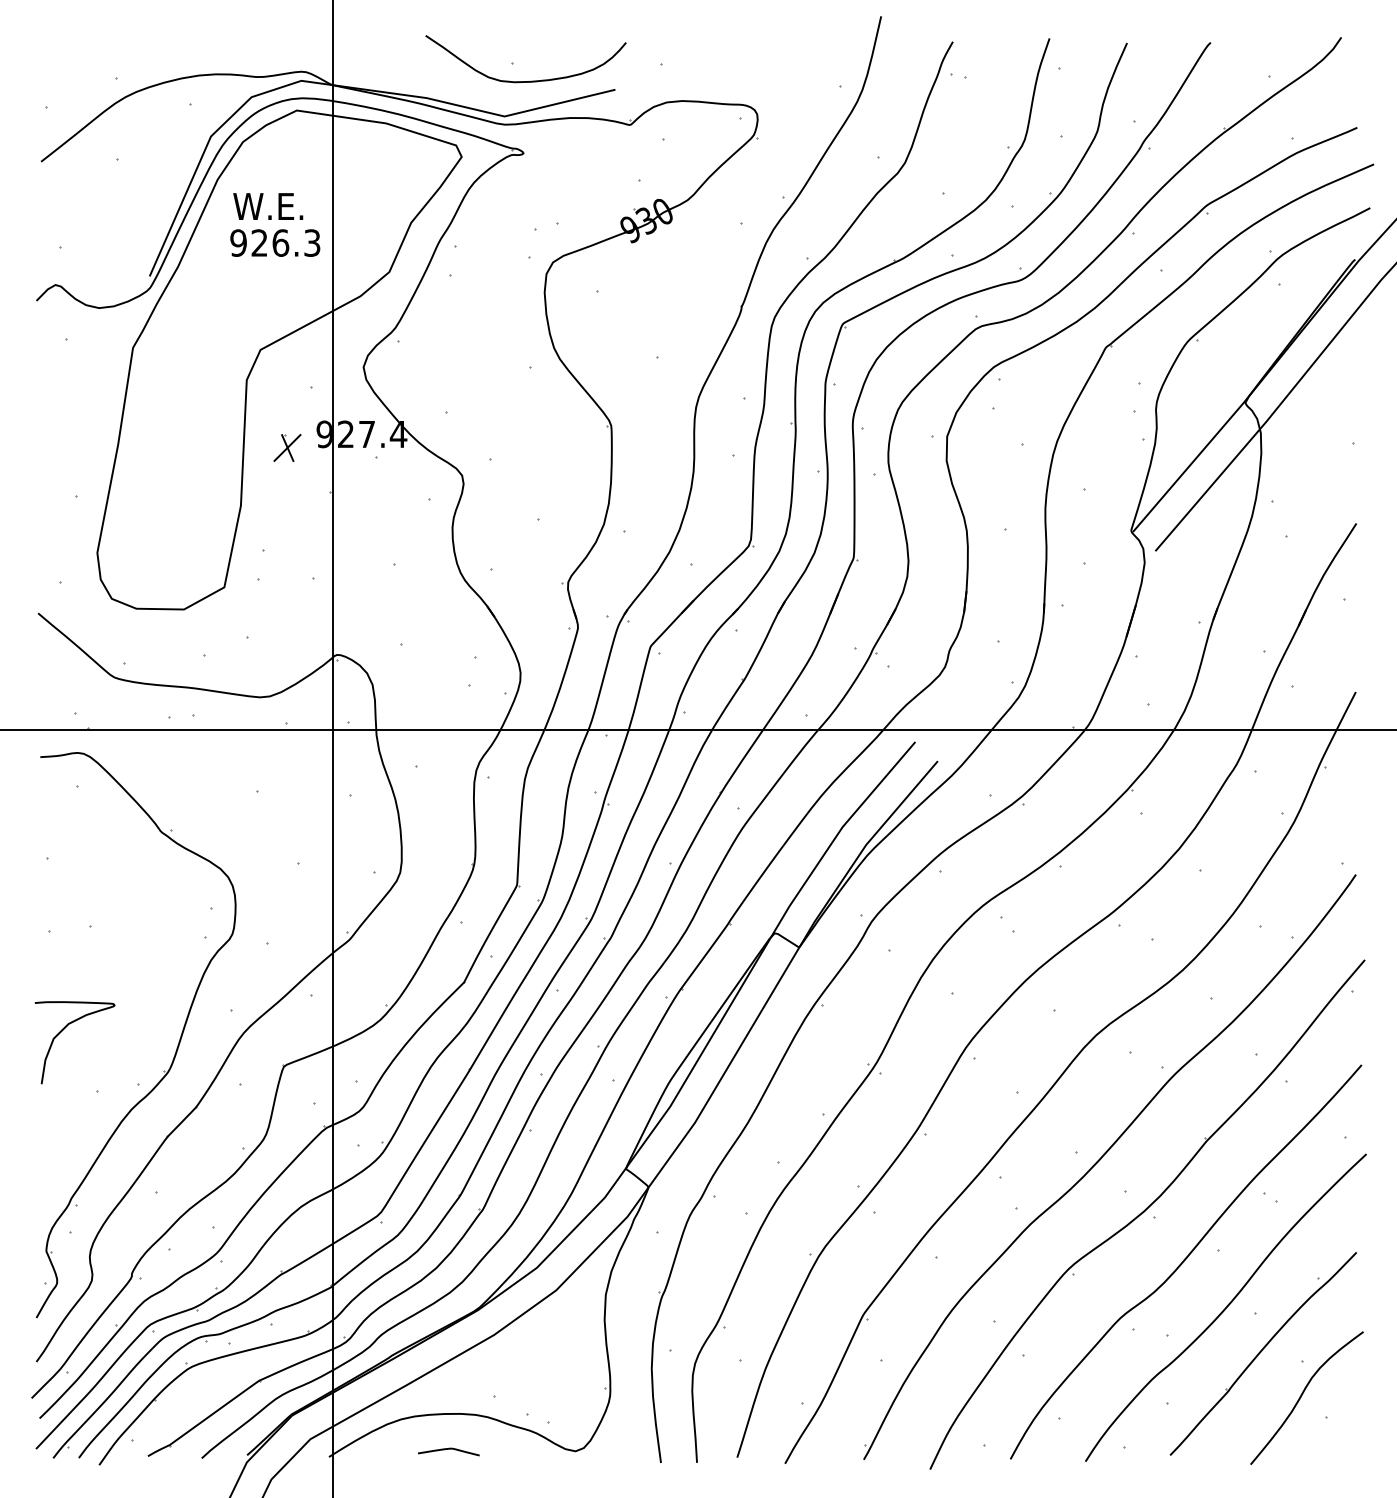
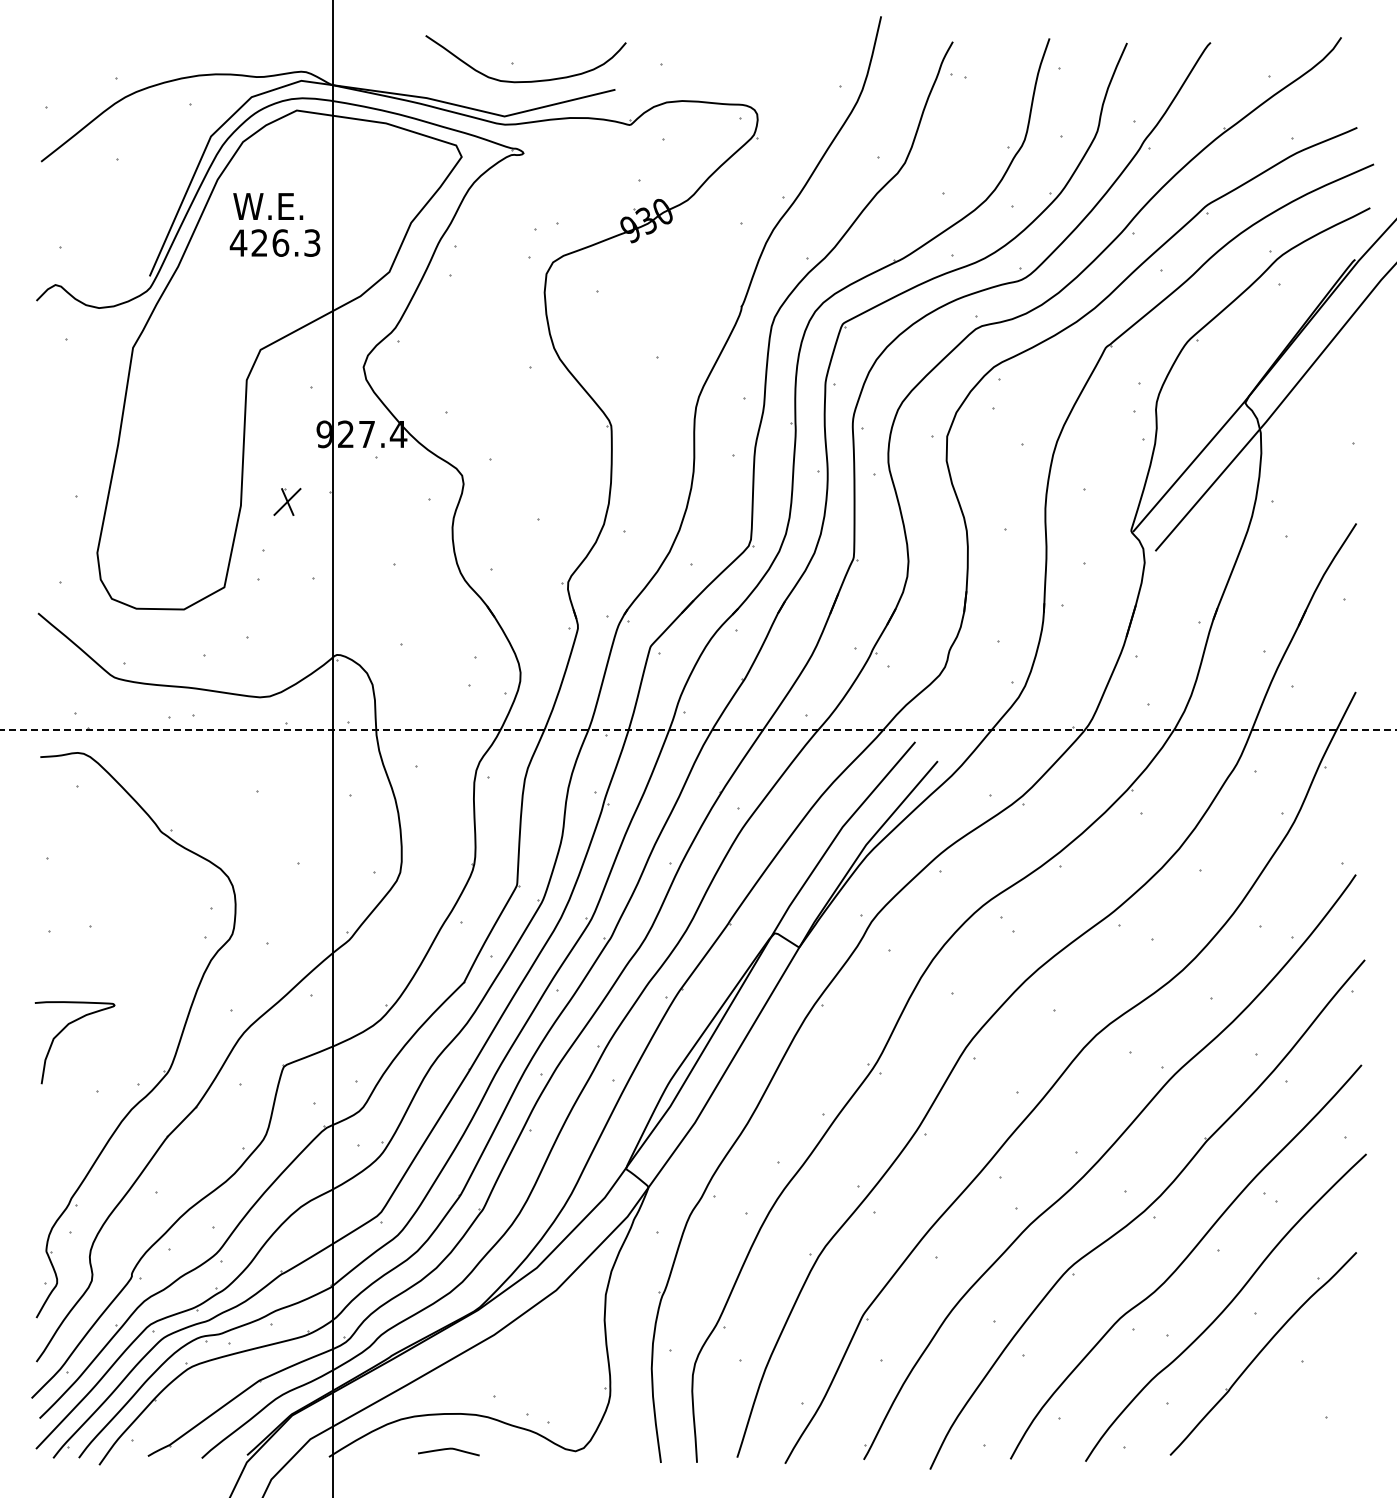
text: 926.3 -> 426.3 (238, 242)
part position: (287, 447) -> (287, 501) (287, 501)
line: solid -> dashed (698, 729)
curve: present -> none (1302, 1395)
